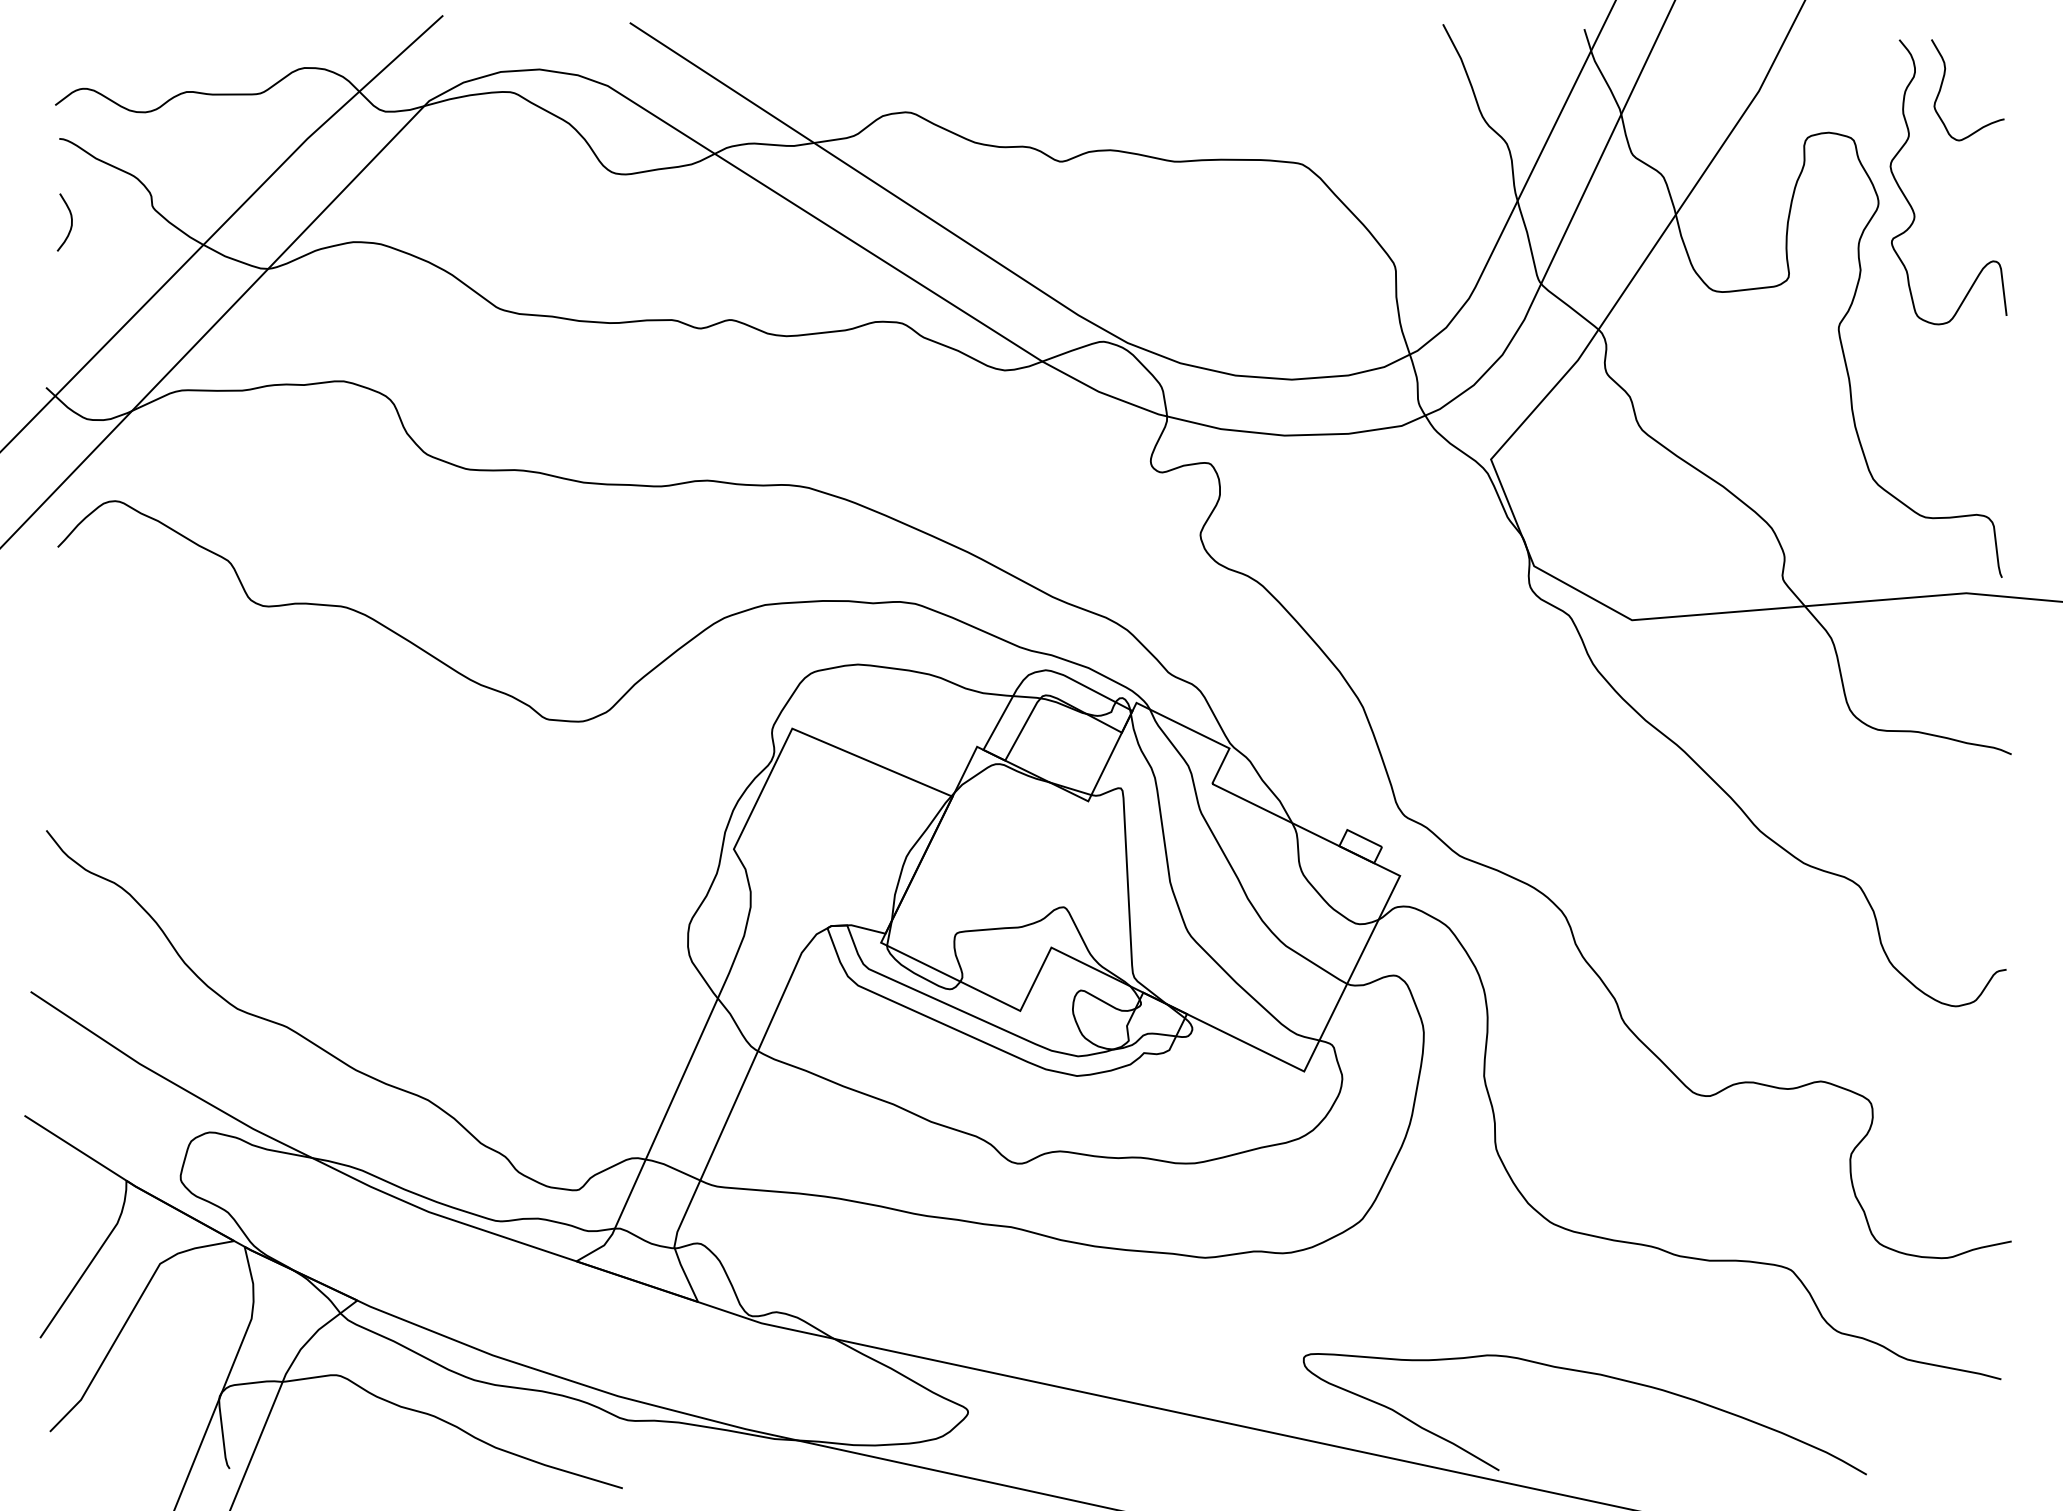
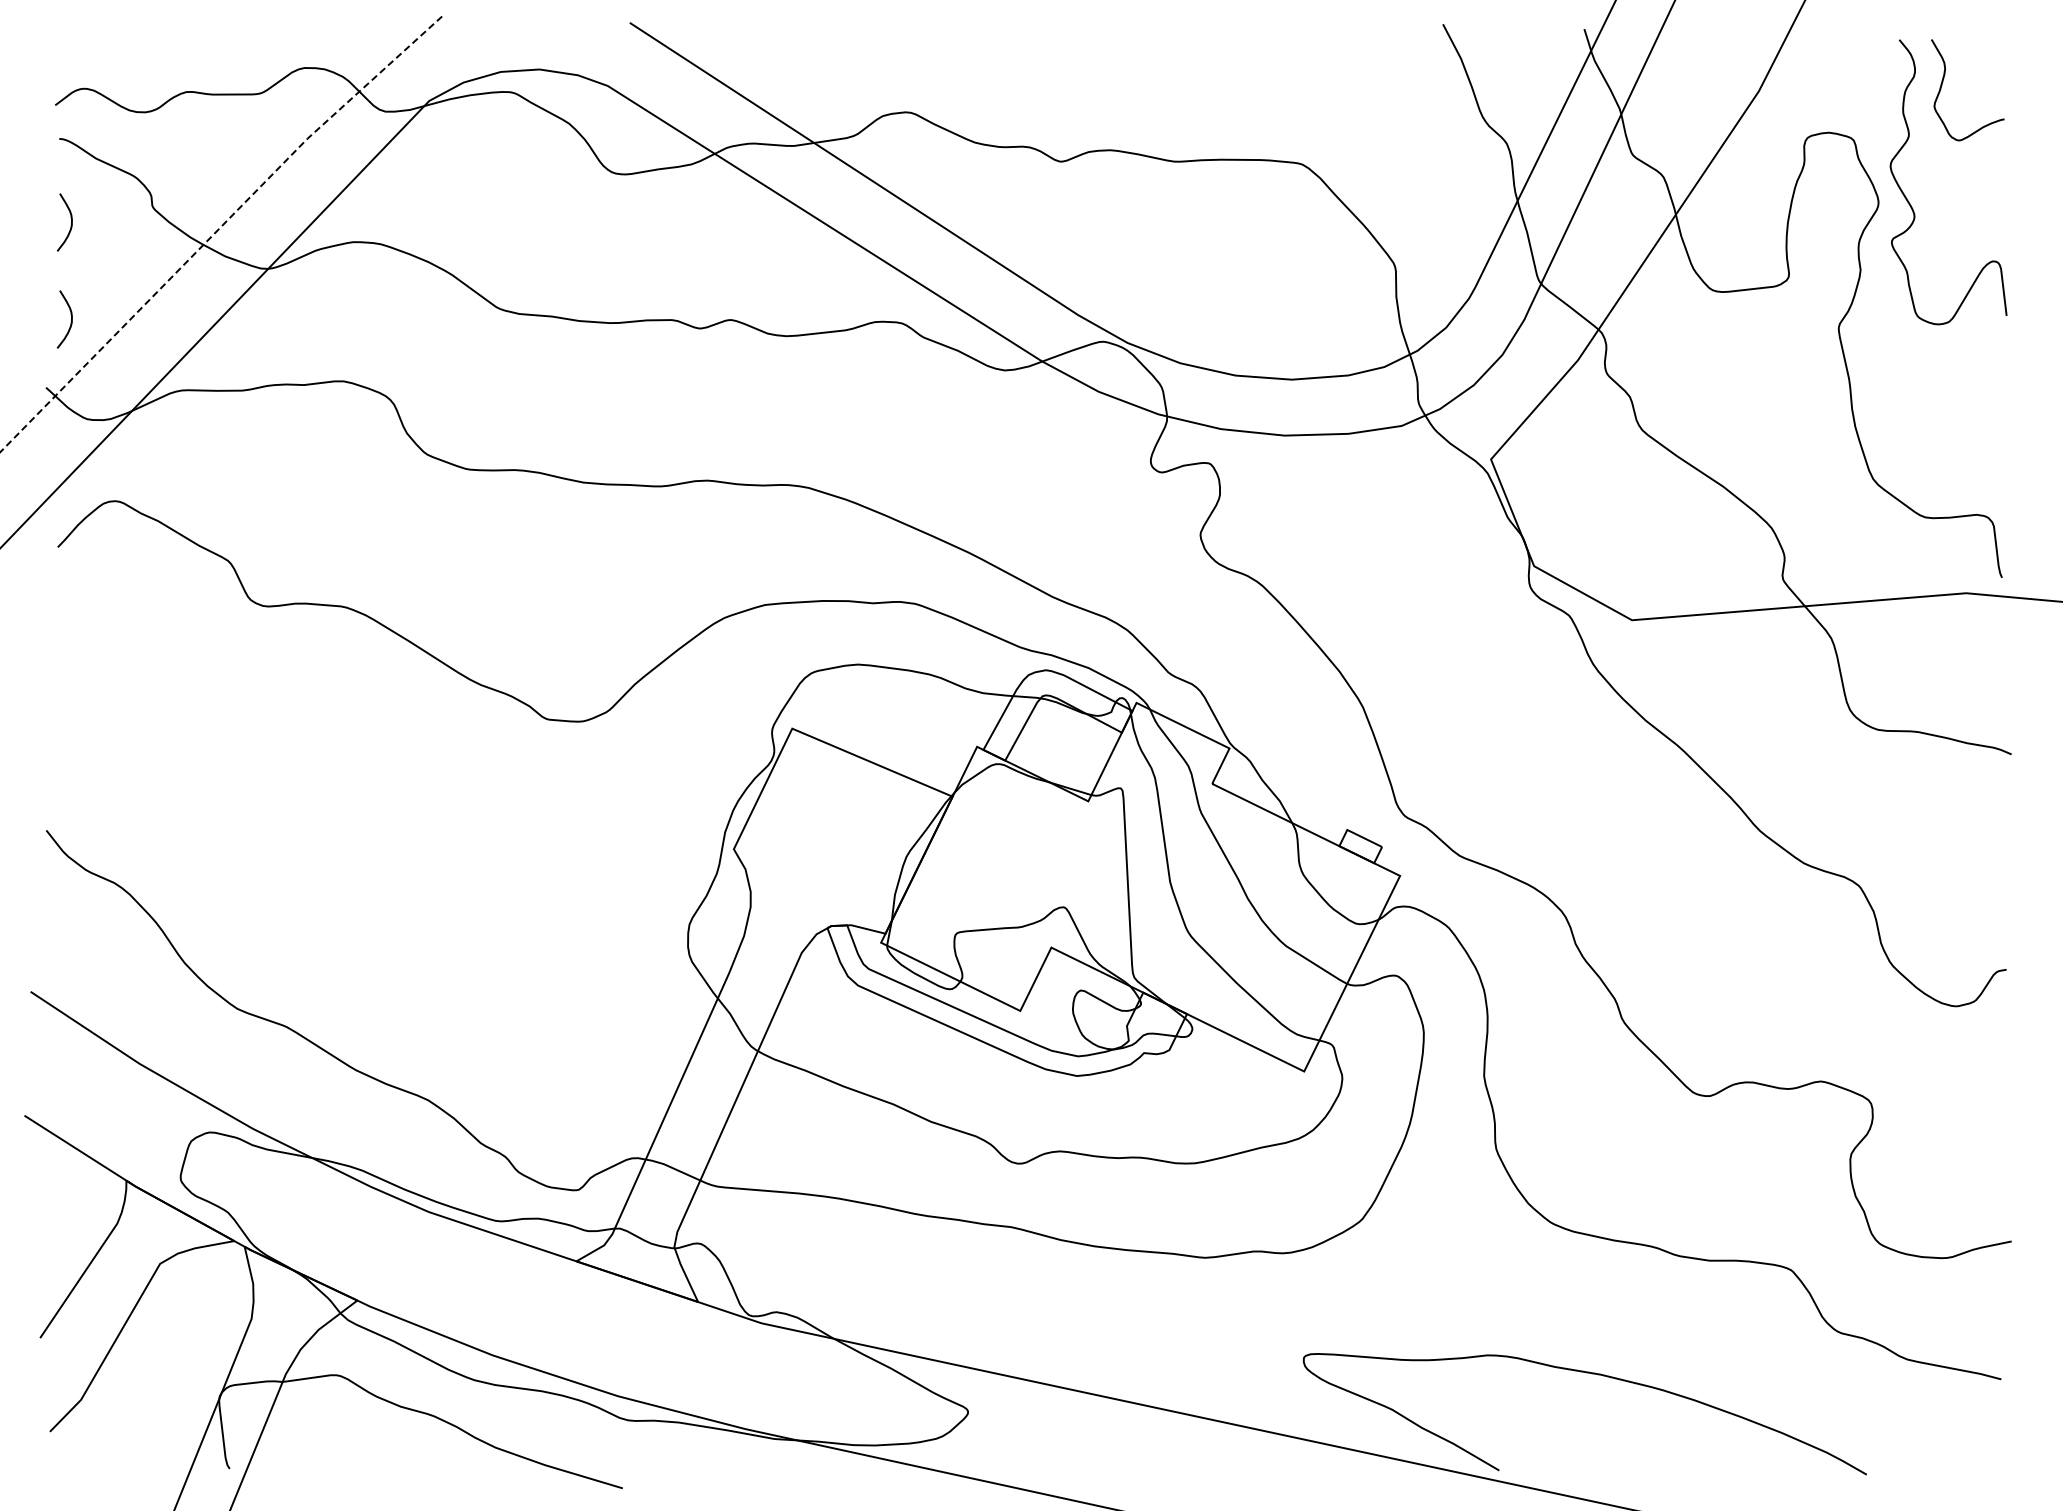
line: solid -> dashed (218, 229)
curve: none -> present (70, 322)
